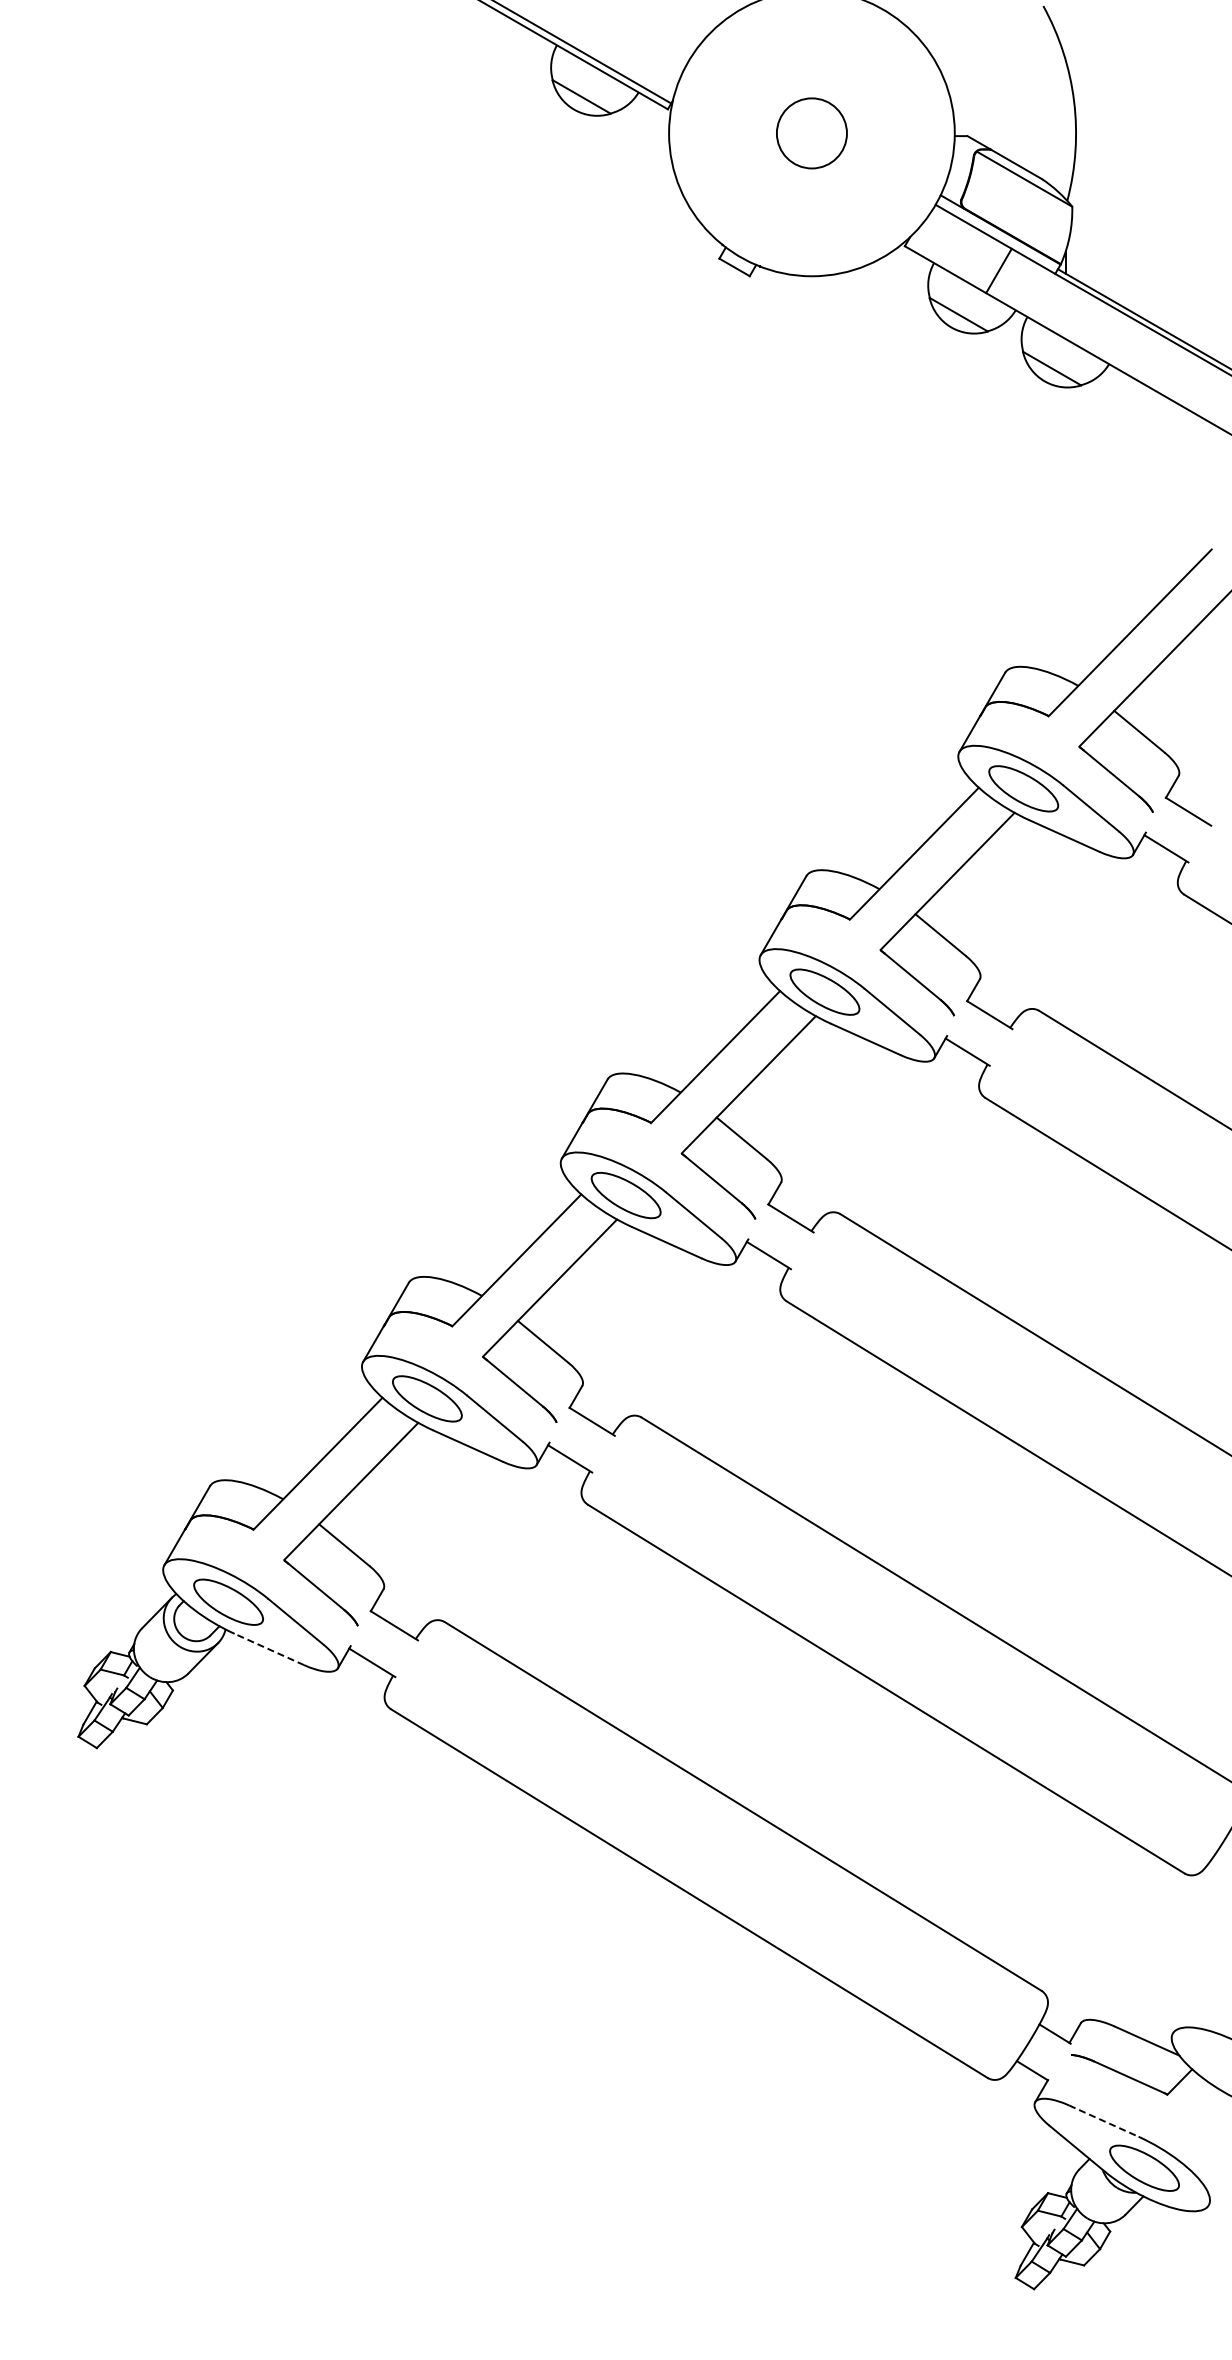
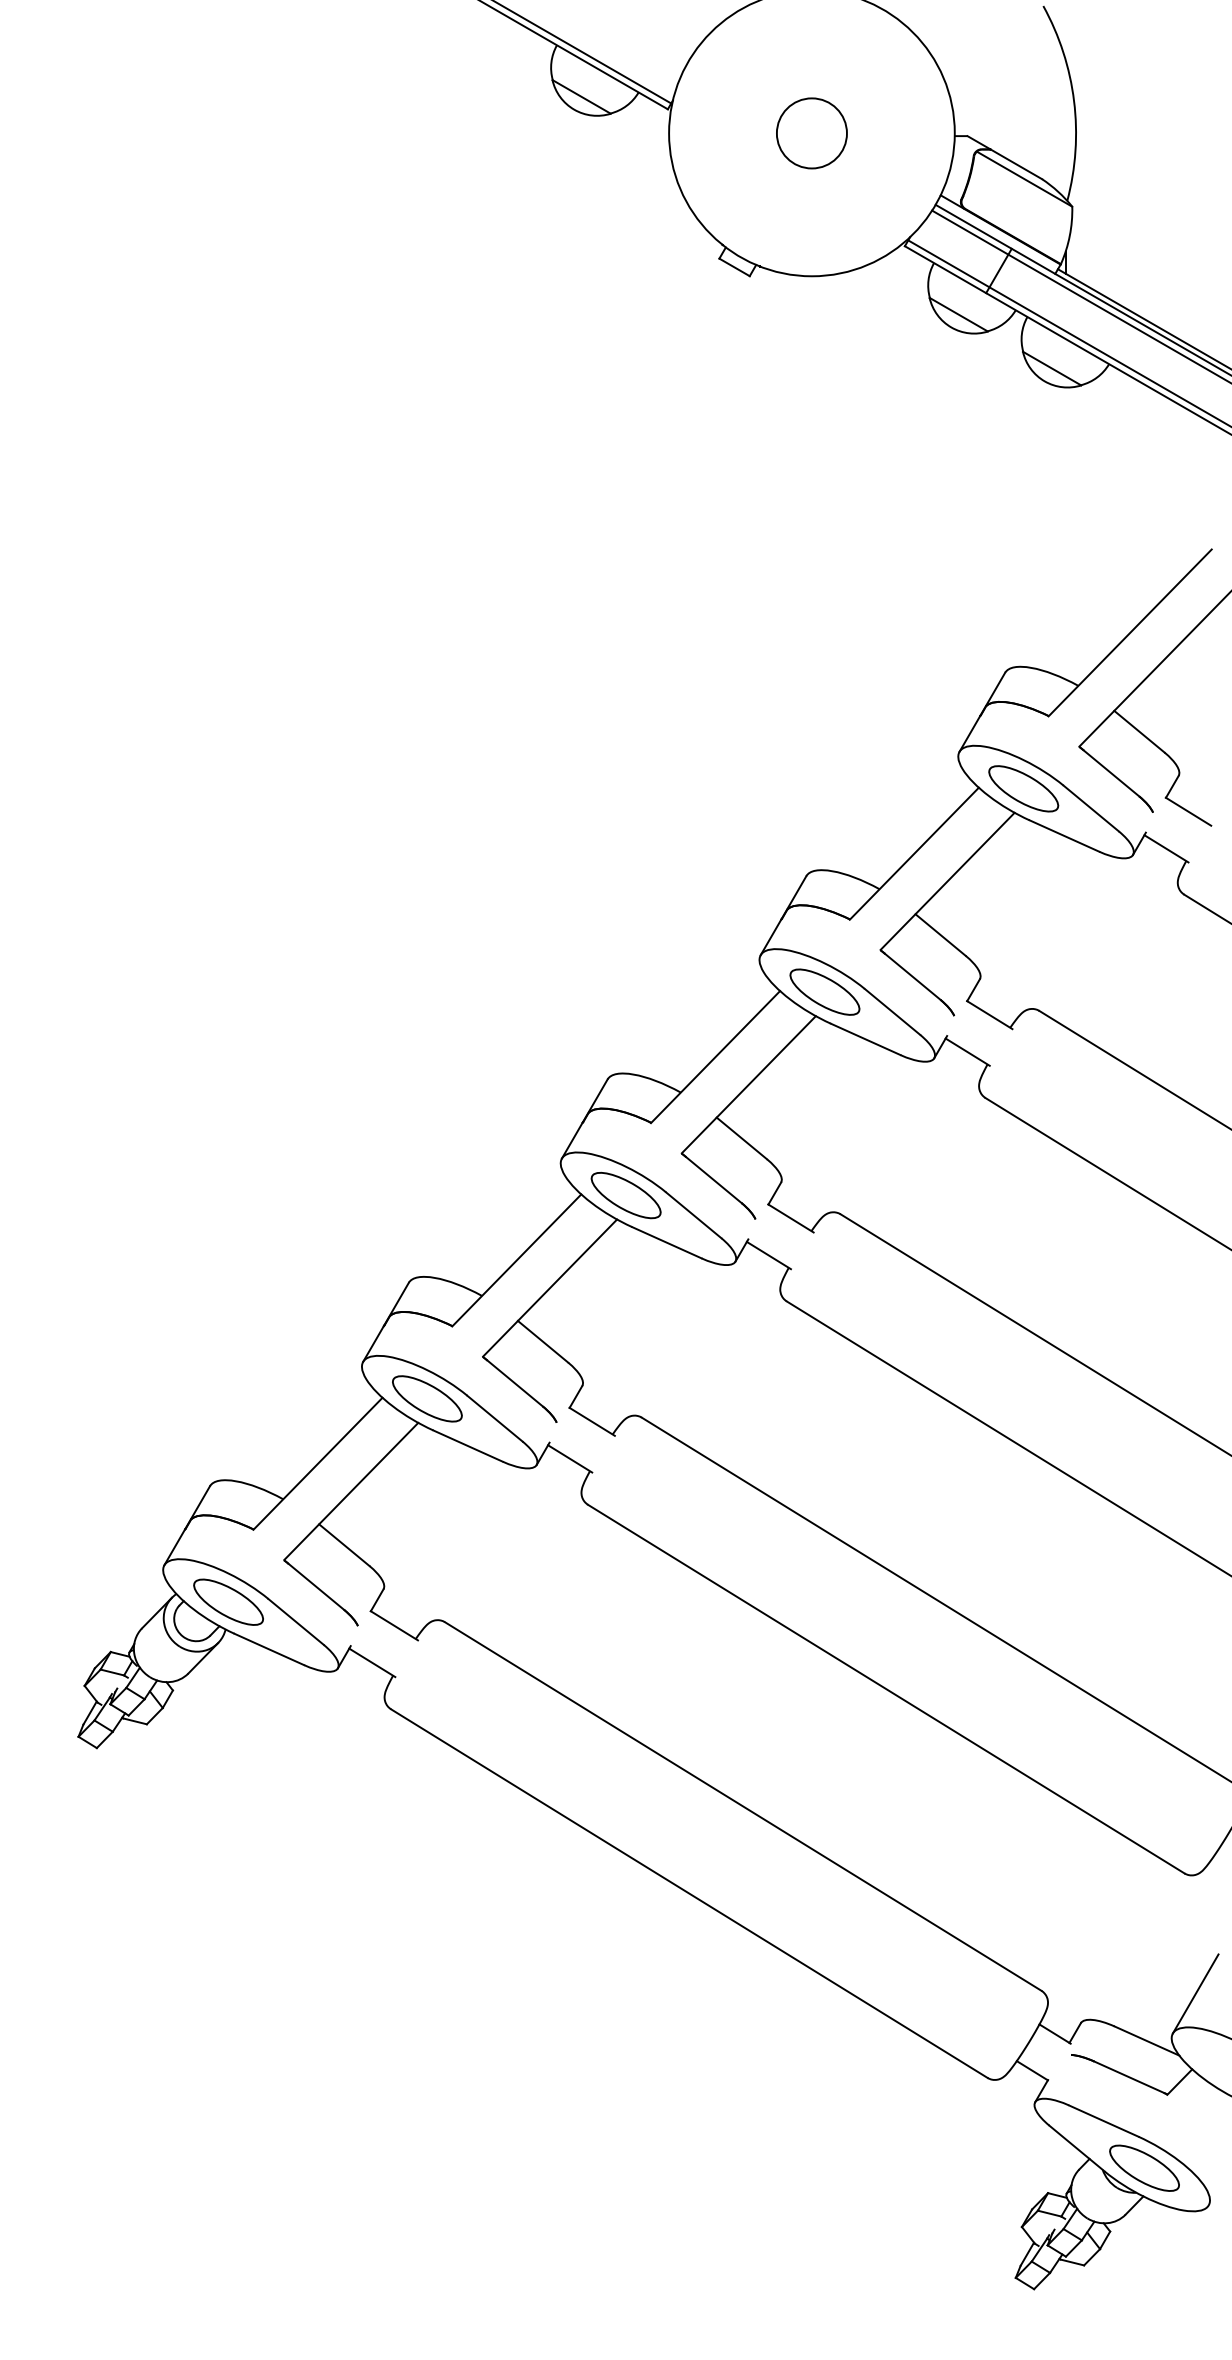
line: none -> present (1080, 295)
line: none -> present (1068, 332)
line: dashed -> solid (268, 1649)
line: none -> present (1195, 1993)
line: dashed -> solid (1104, 2121)
